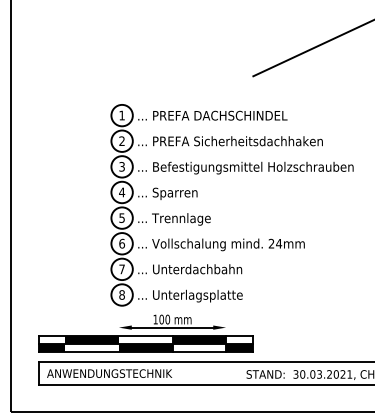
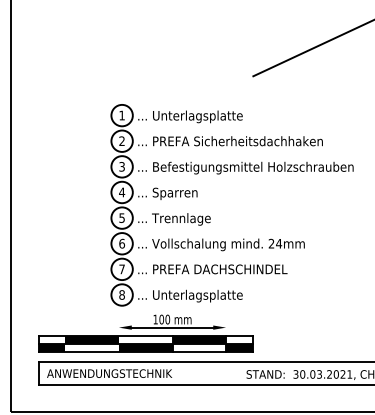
text: ... PREFA DACHSCHINDEL -> ... Unterlagsplatte (220, 116)
text: ... Unterdachbahn -> ... PREFA DACHSCHINDEL (220, 269)
